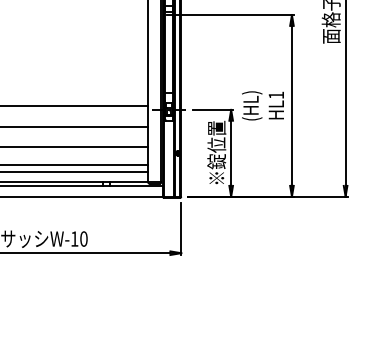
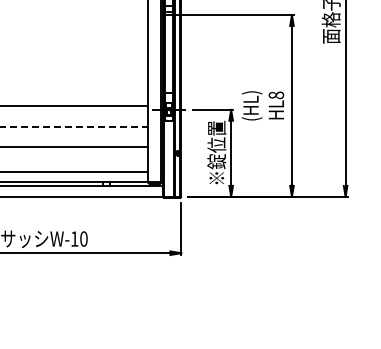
text: HL1 -> HL8 (276, 95)
line: solid -> dashed (74, 126)
line: present -> none (75, 164)
